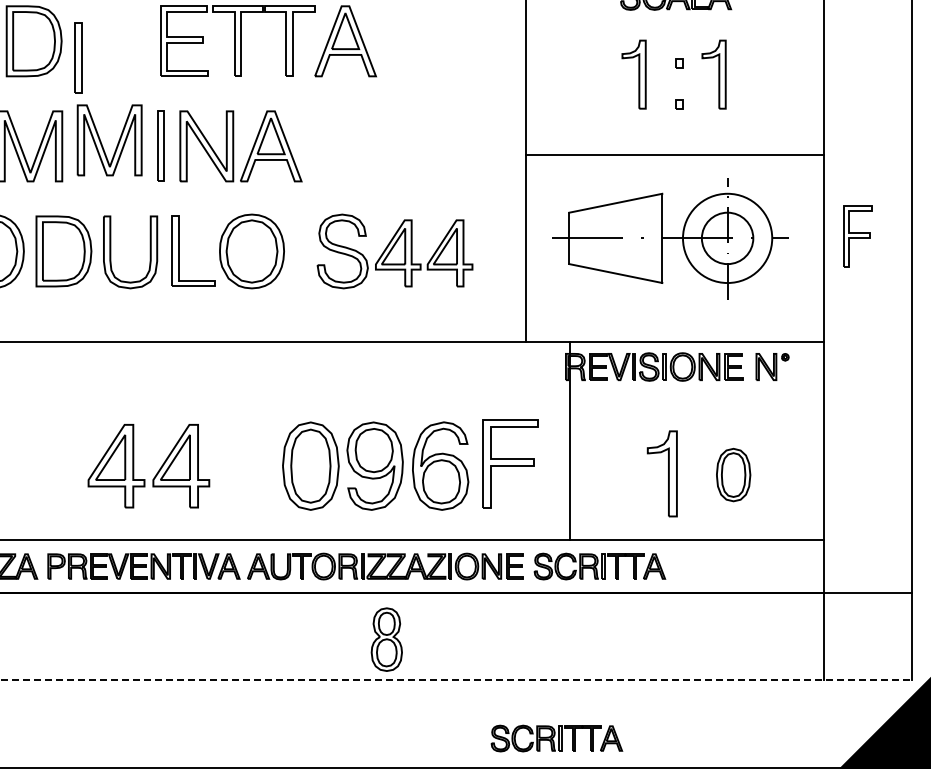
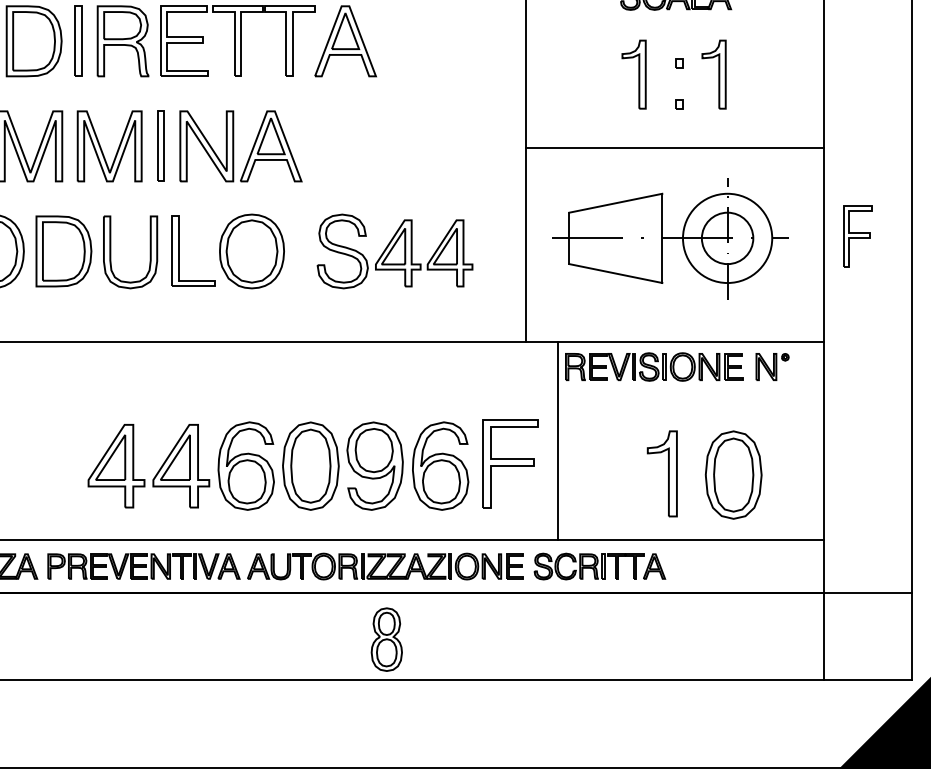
part: none -> present (122, 41)
part position: (78, 57) -> (78, 40) (78, 40)
part position: (102, 143) -> (102, 149) (102, 149)
line position: (674, 155) -> (674, 148) (674, 148)
line position: (569, 440) -> (557, 440) (557, 440)
part: none -> present (245, 465)
part size: 36x56 px -> 59x90 px (733, 474)
line: dashed -> solid (456, 680)
part: present -> none (556, 738)
